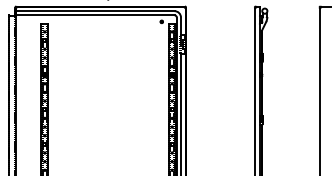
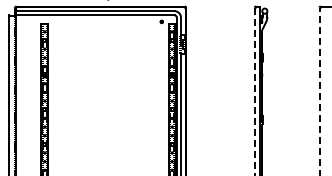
line: solid -> dashed (254, 91)
line: solid -> dashed (319, 91)
